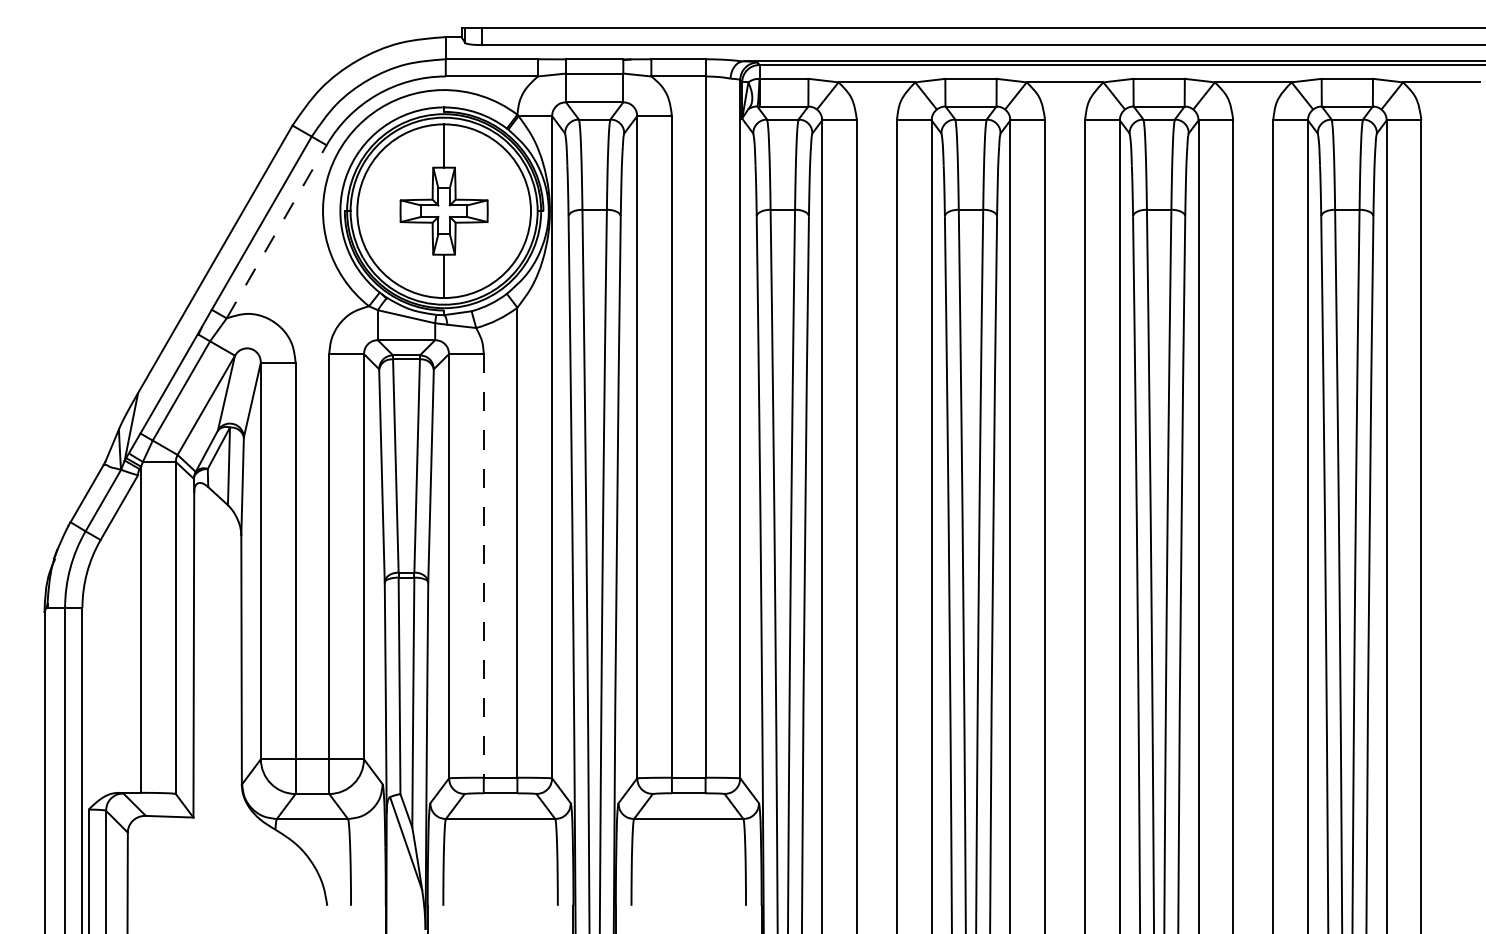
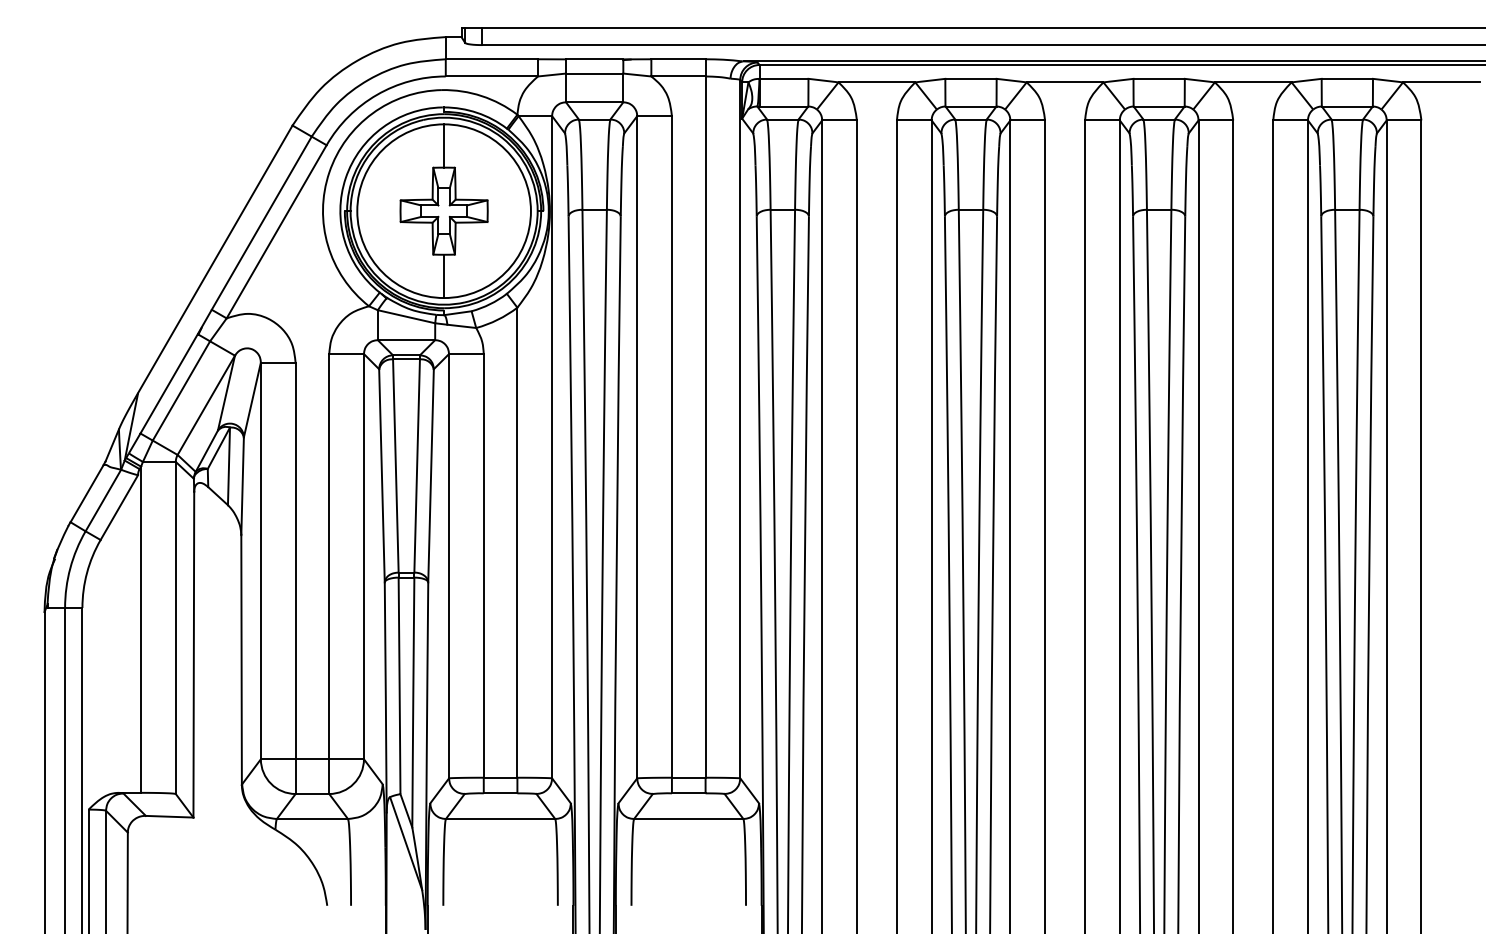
line: dashed -> solid (276, 231)
line: dashed -> solid (483, 565)
